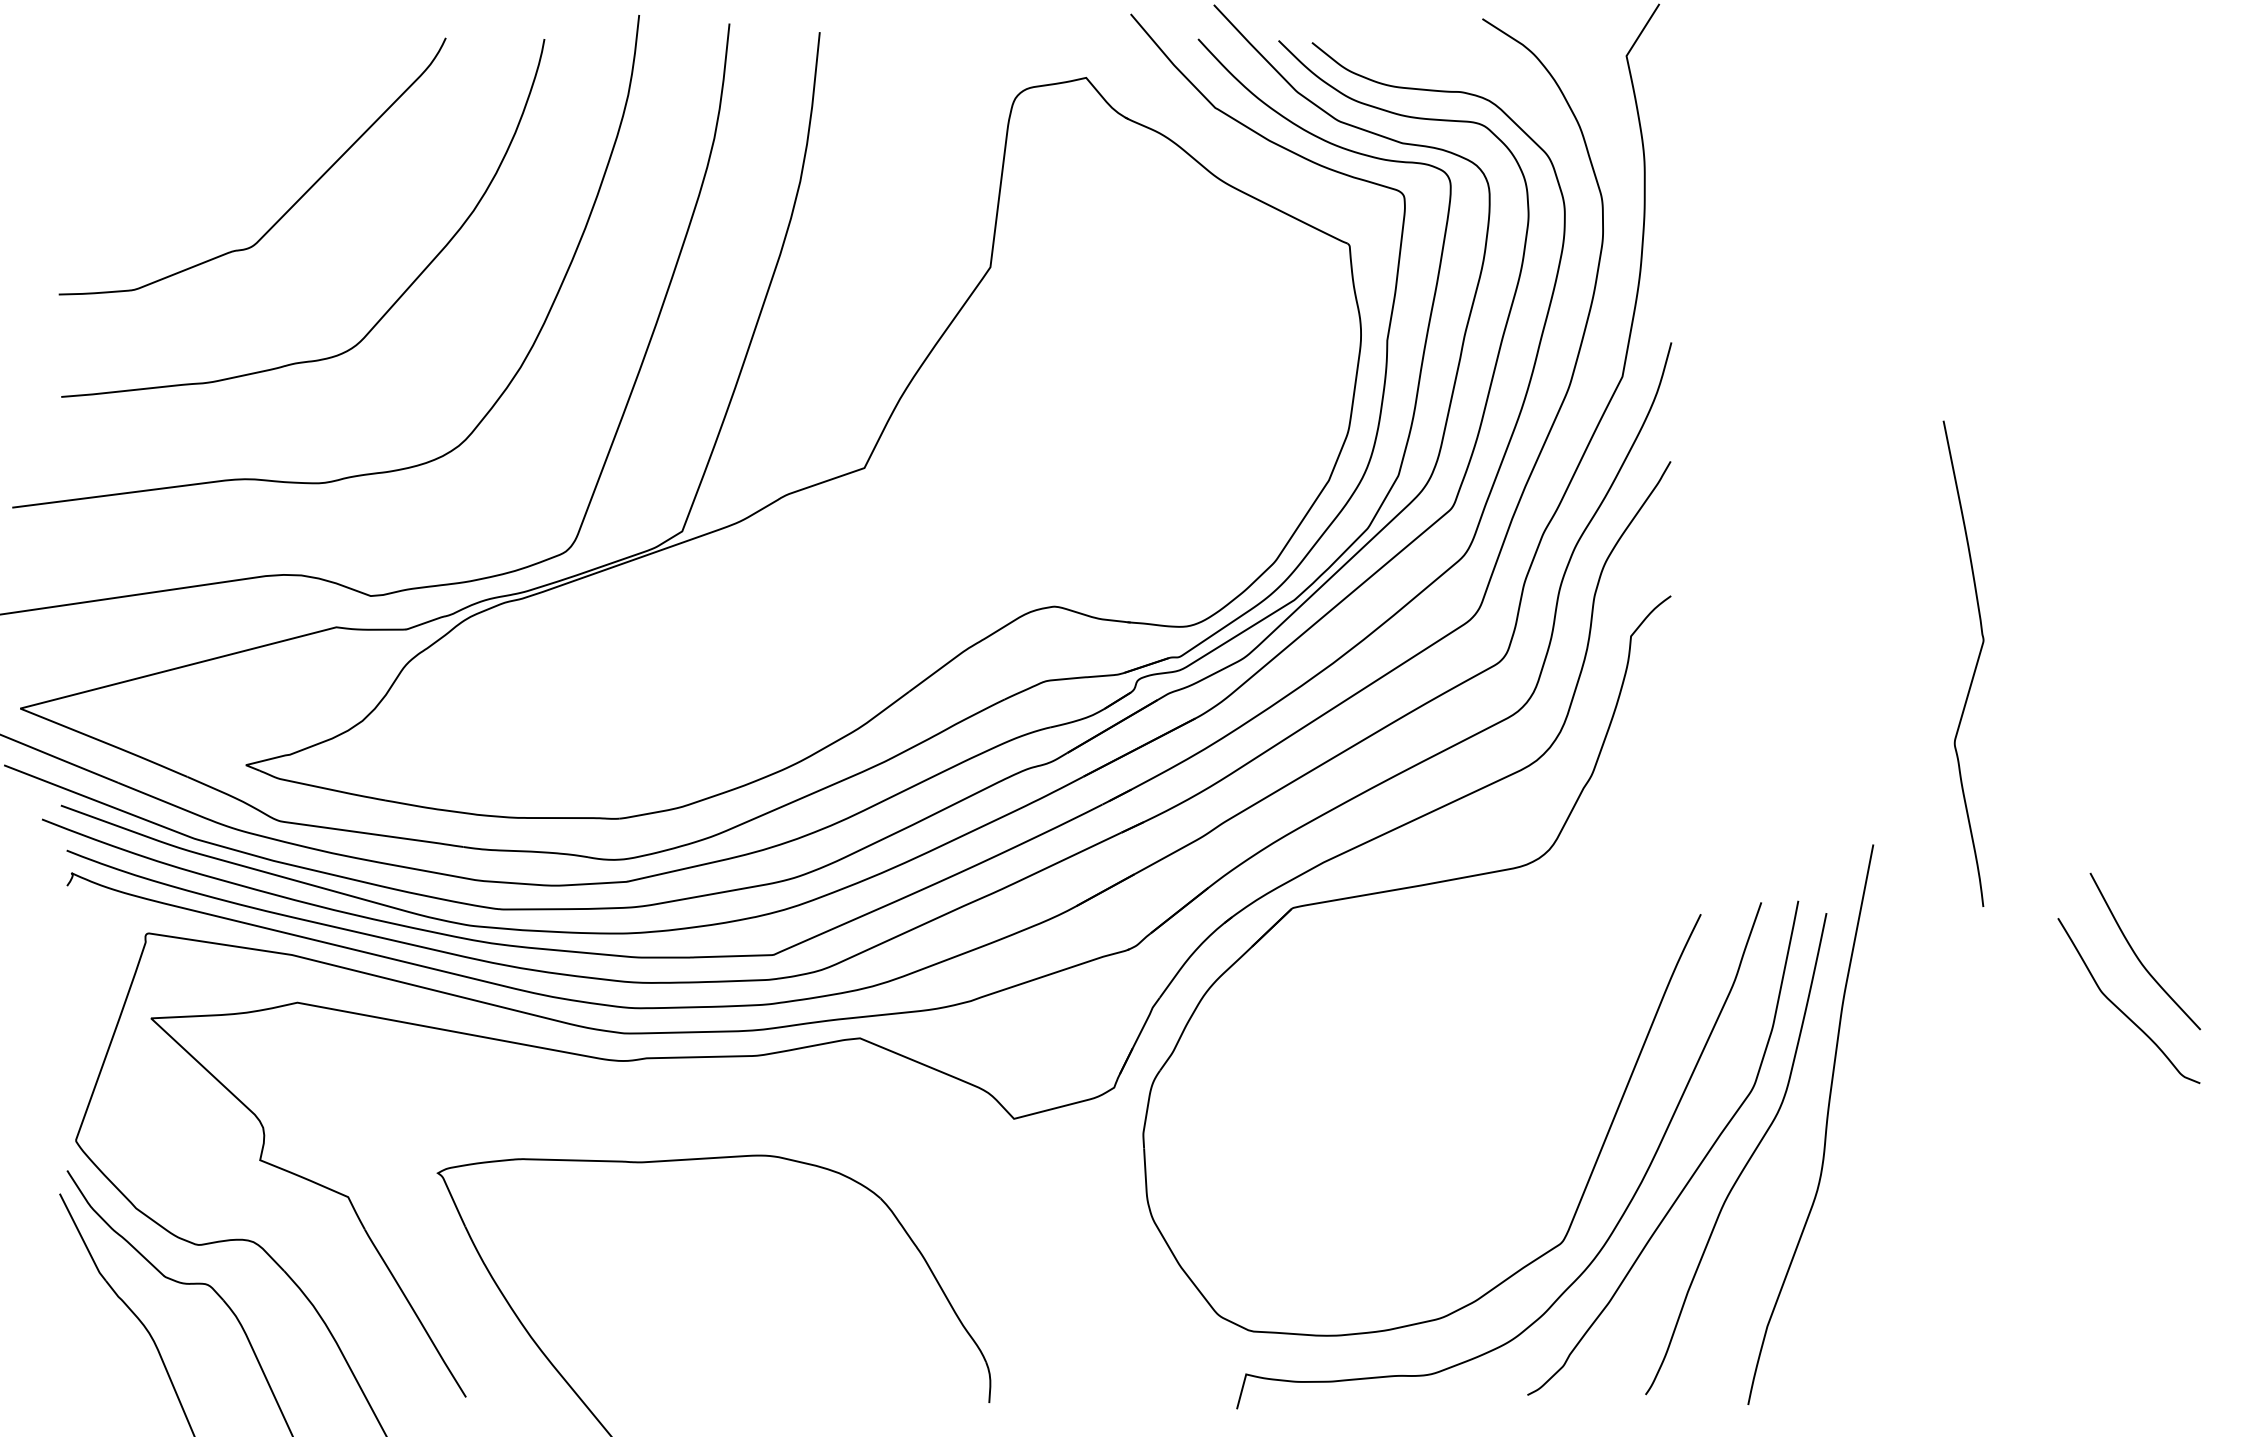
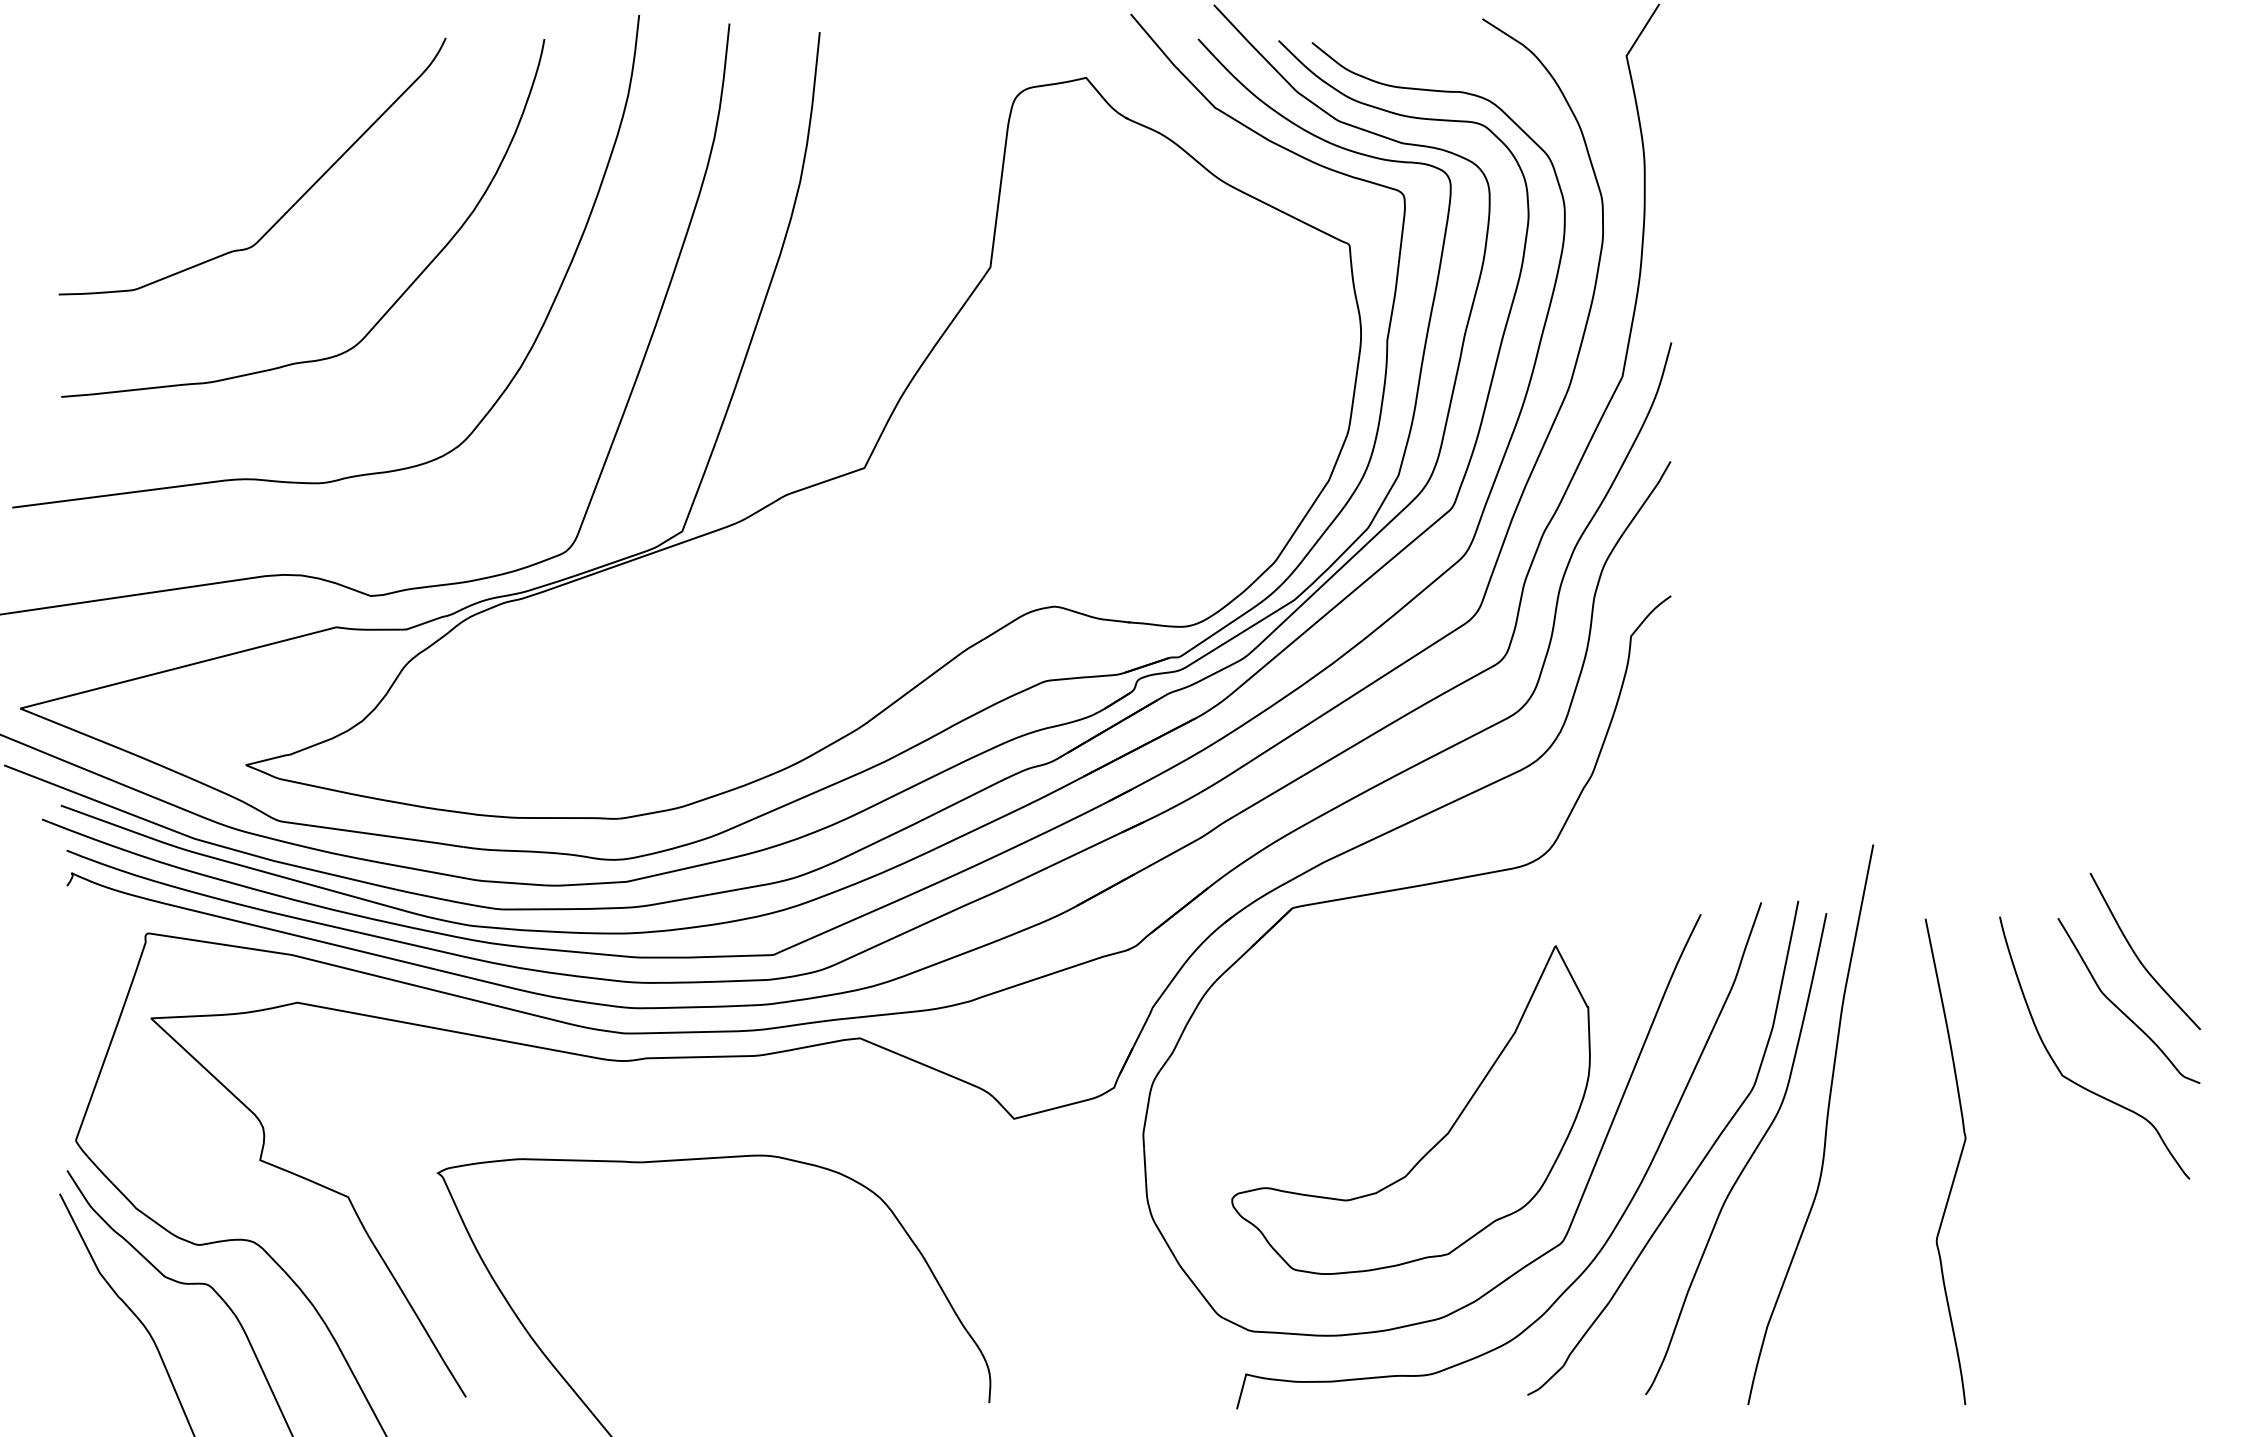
curve position: (1974, 668) -> (1956, 1166) (1956, 1166)
curve: none -> present (2076, 1082)
part: none -> present (1440, 1139)
